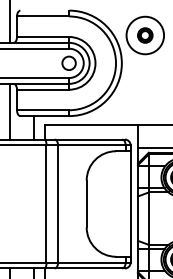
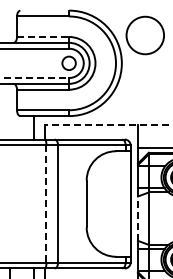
line: present -> none (10, 22)
part: present -> none (145, 35)
line: solid -> dashed (43, 36)
line: solid -> dashed (35, 78)
line: present -> none (10, 111)
line: solid -> dashed (108, 124)
line: solid -> dashed (46, 204)
line: solid -> dashed (137, 218)
